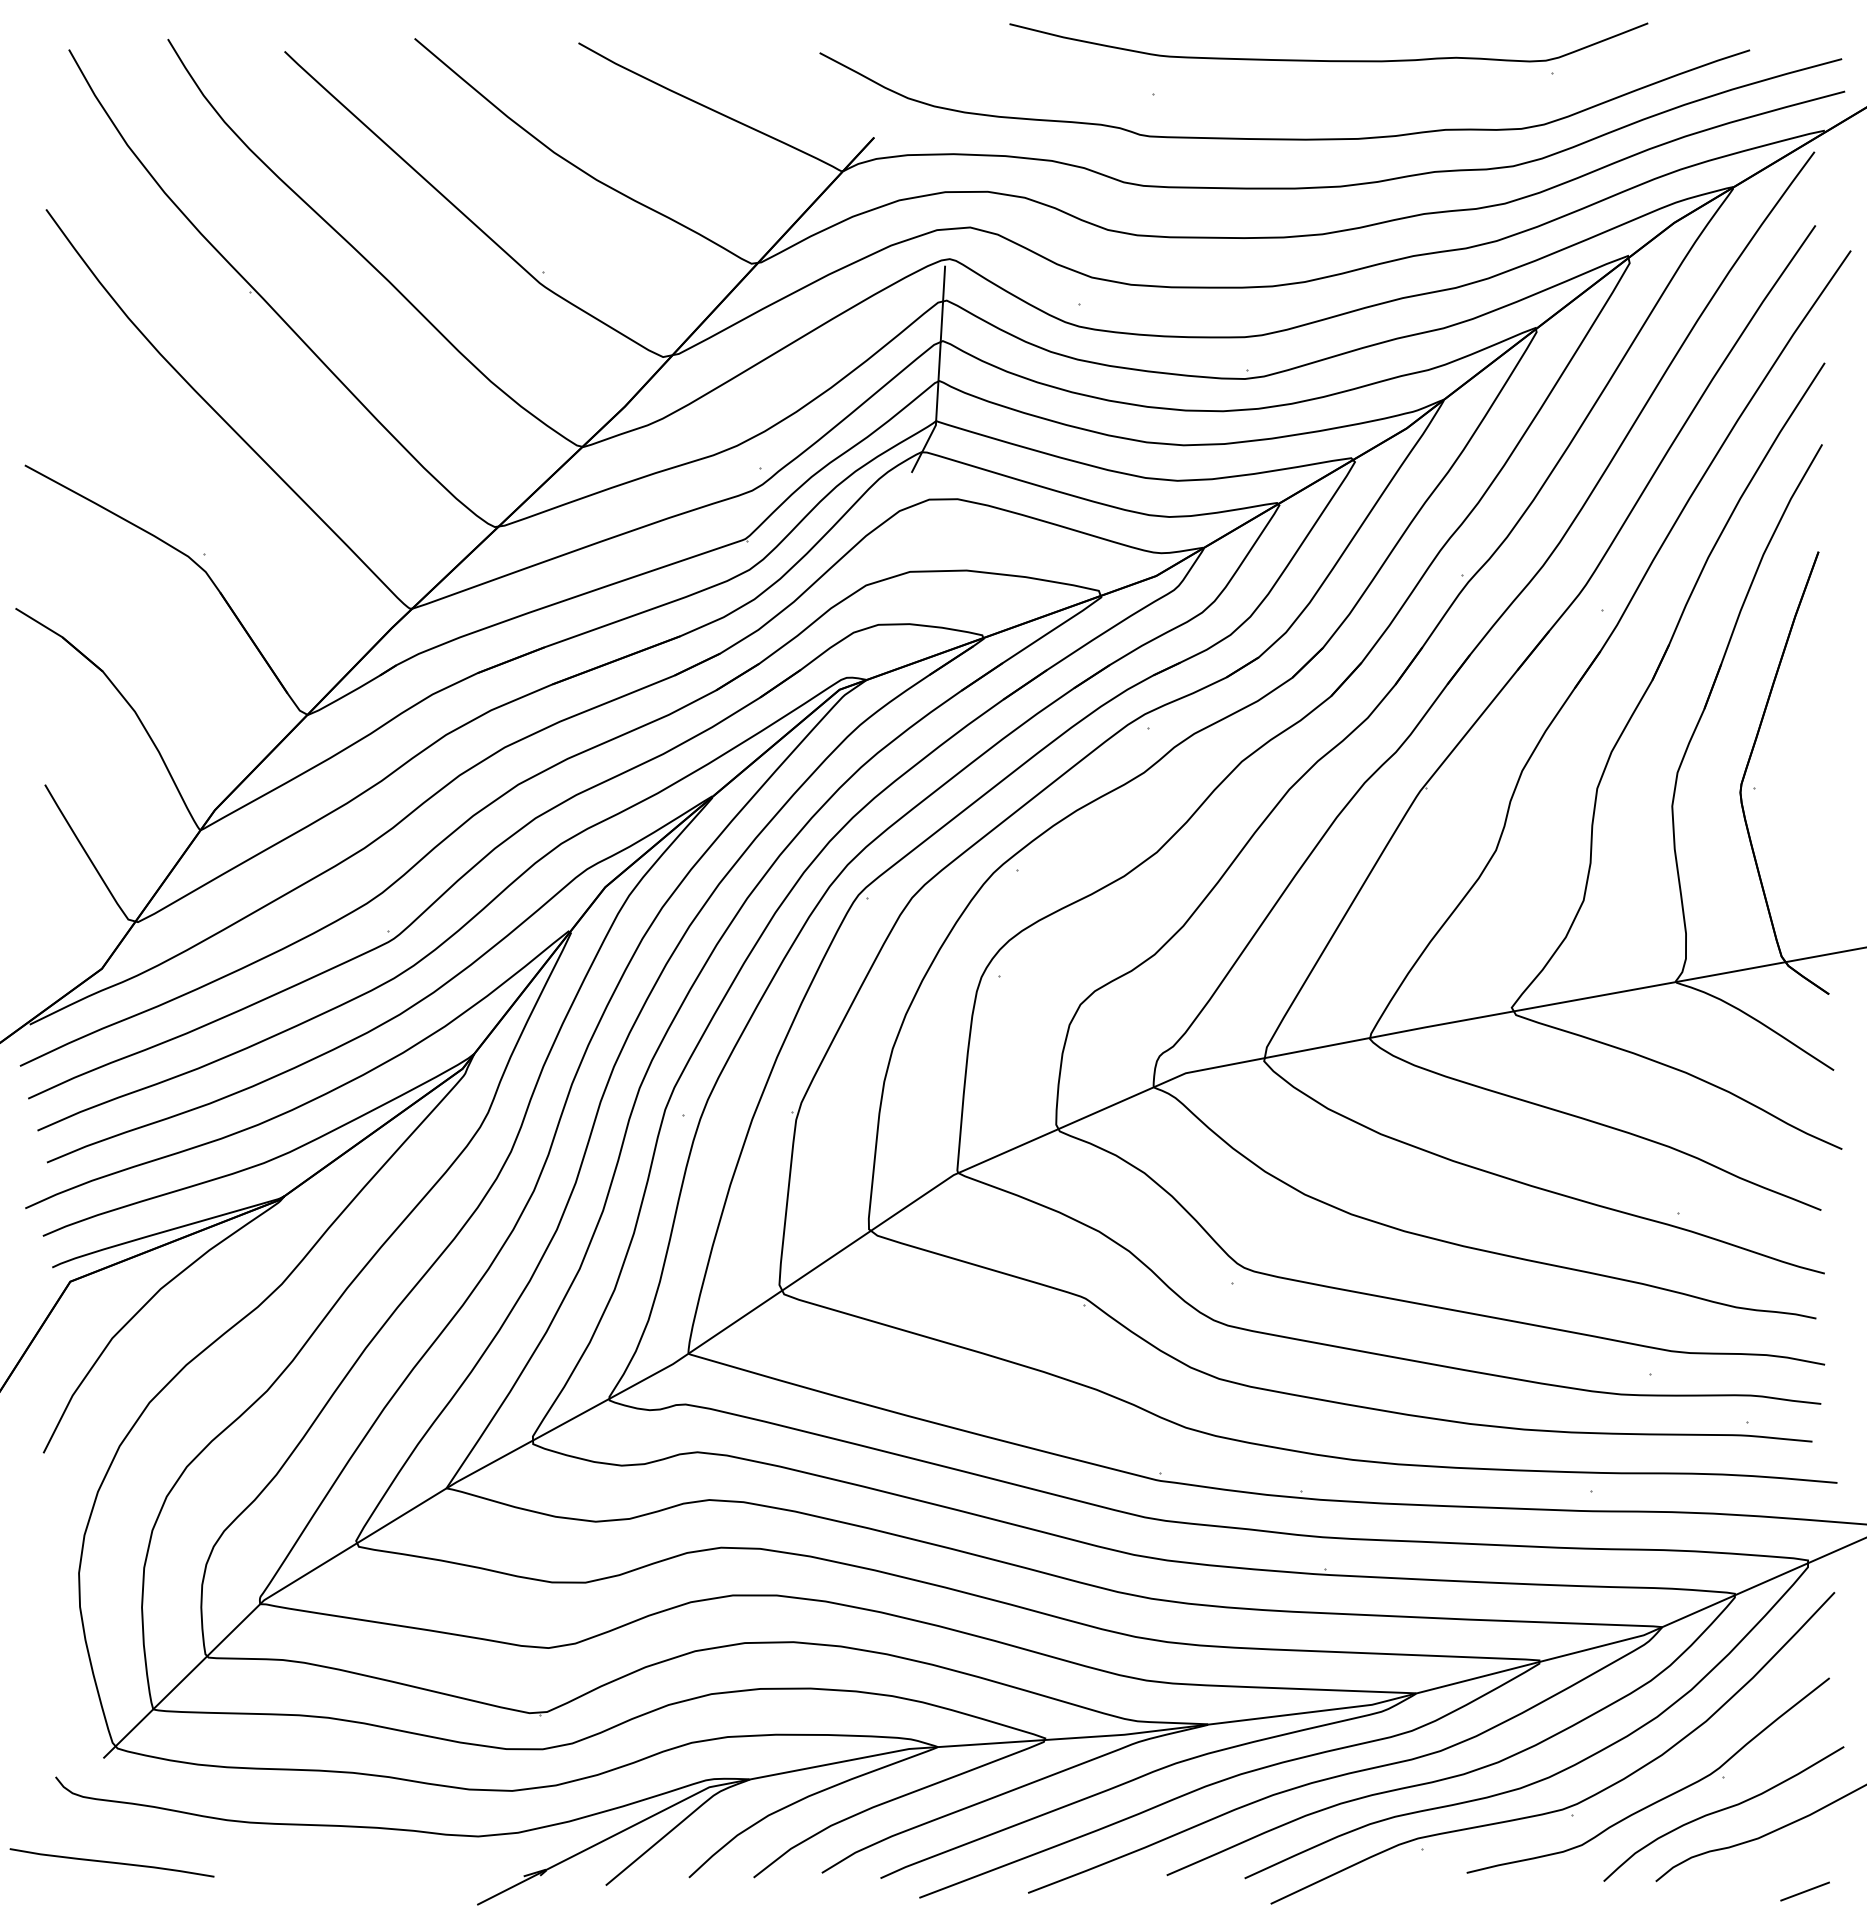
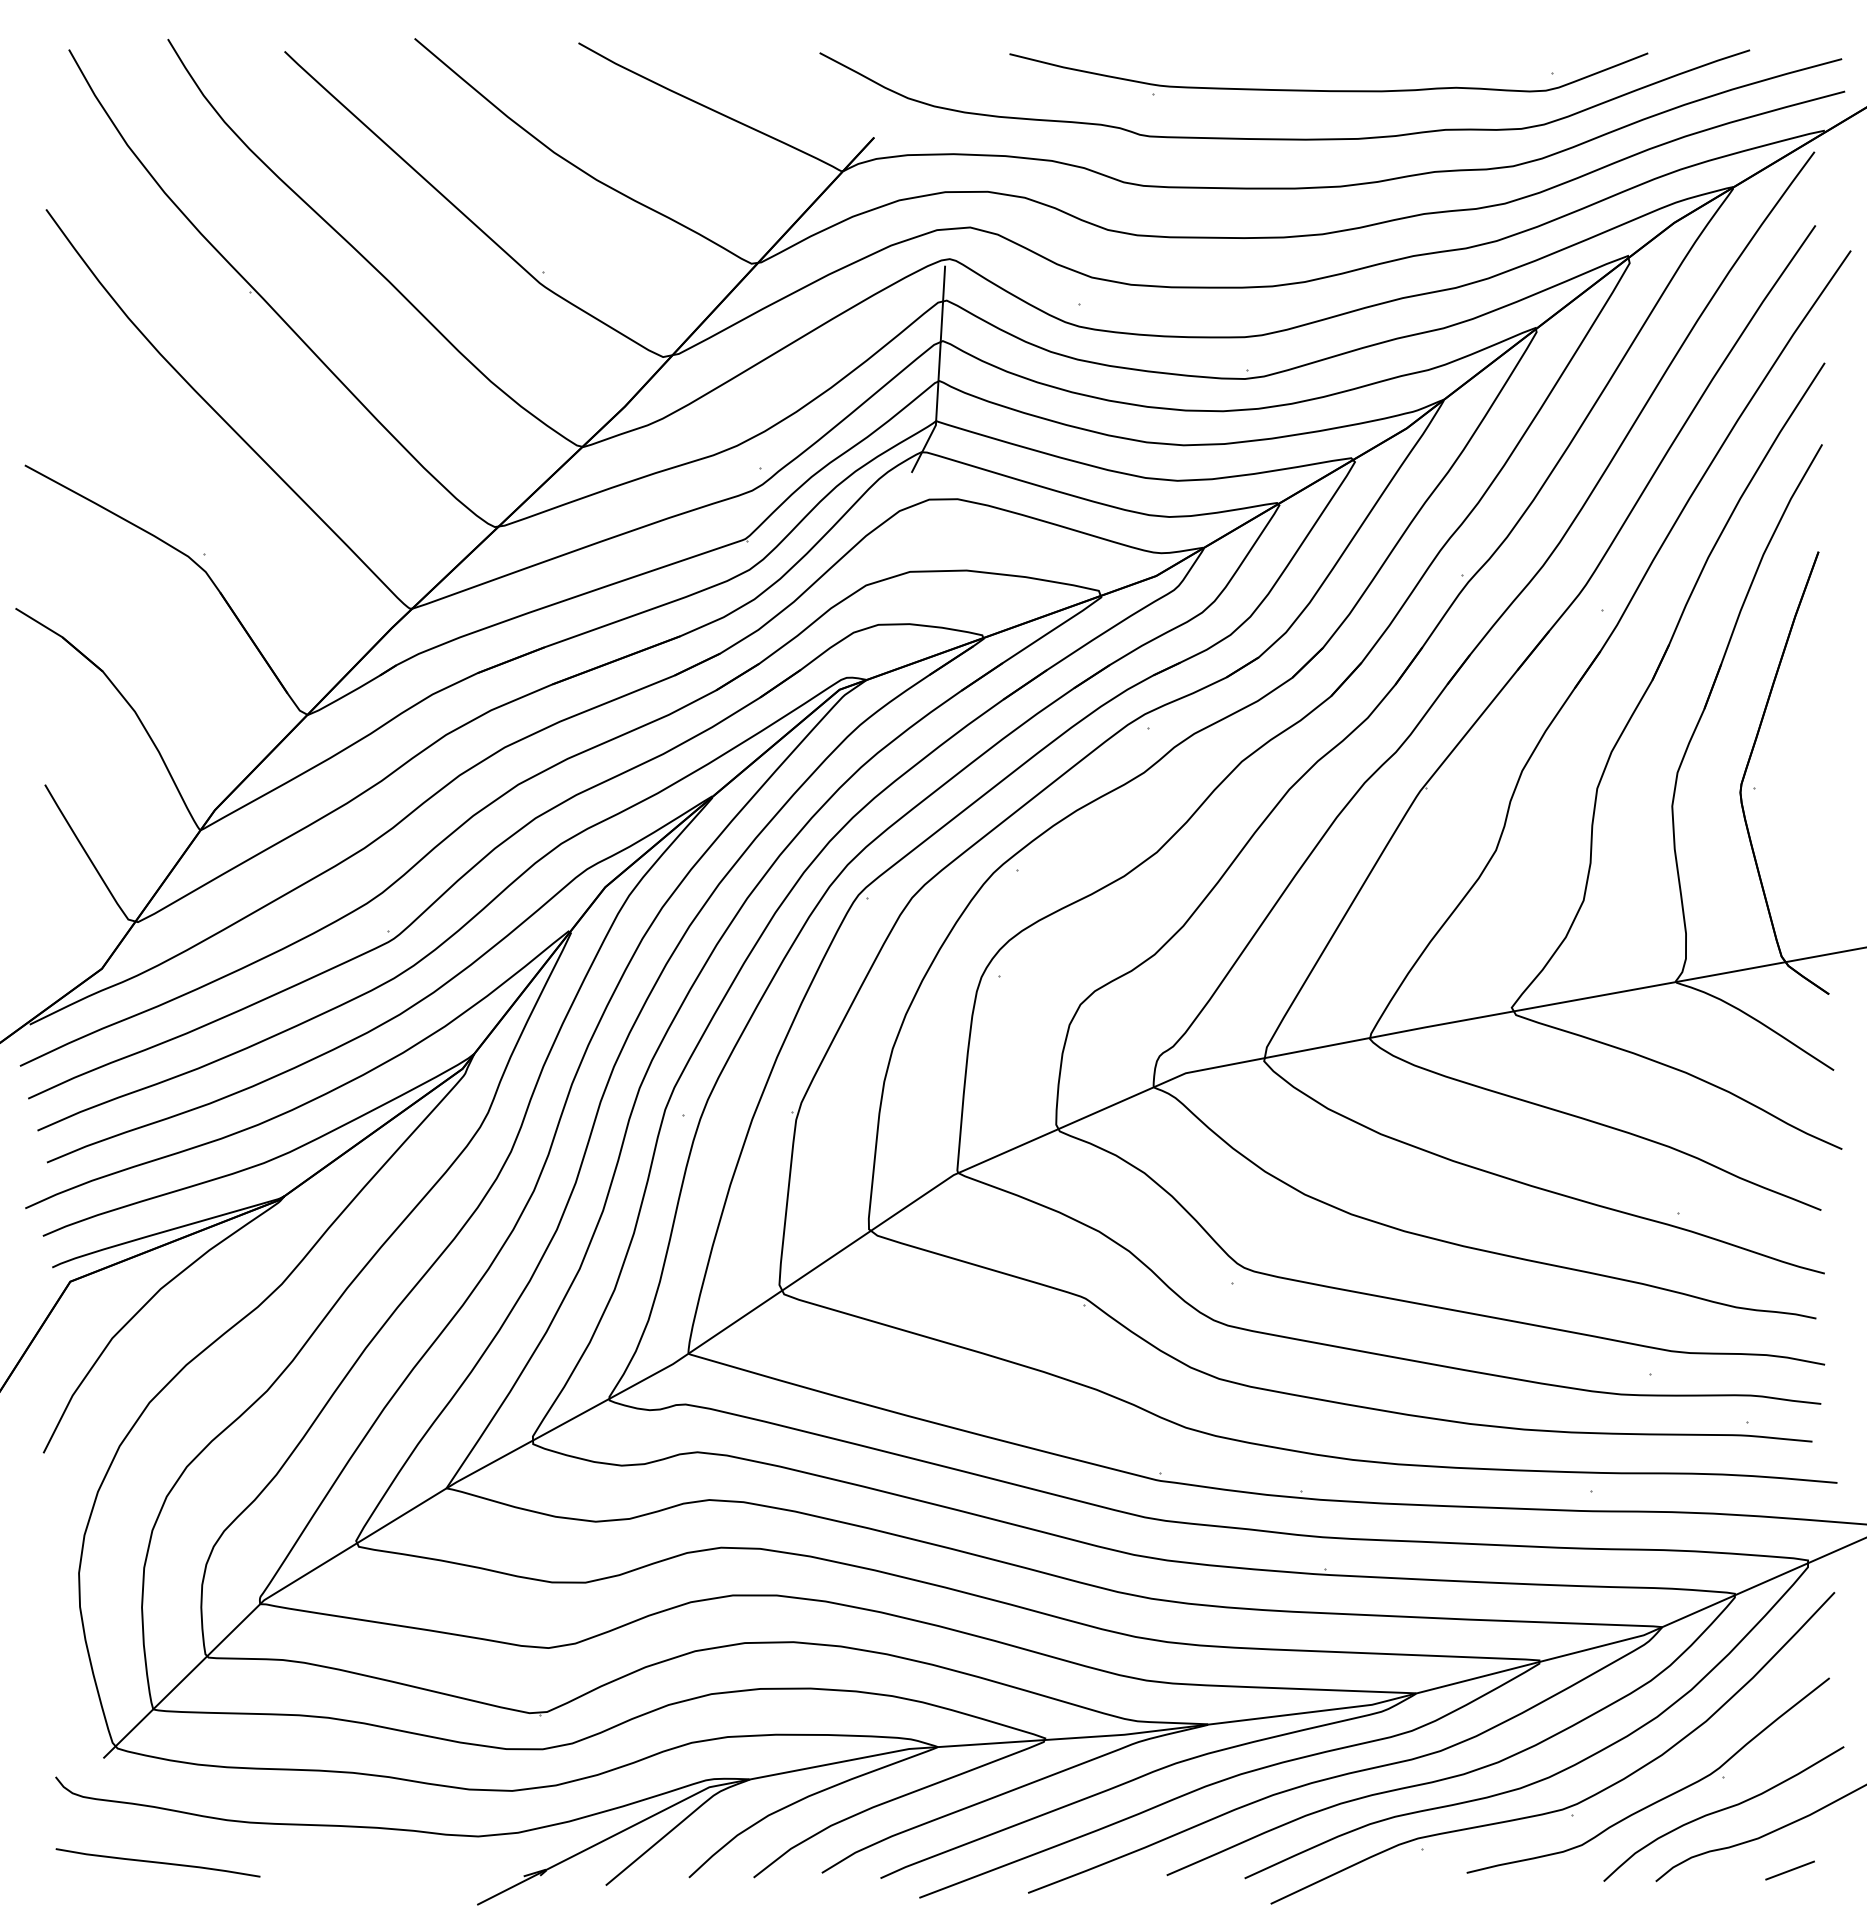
curve position: (1328, 60) -> (1328, 90) (1328, 90)
curve position: (111, 1862) -> (157, 1862) (157, 1862)
line position: (1804, 1891) -> (1789, 1870) (1789, 1870)
